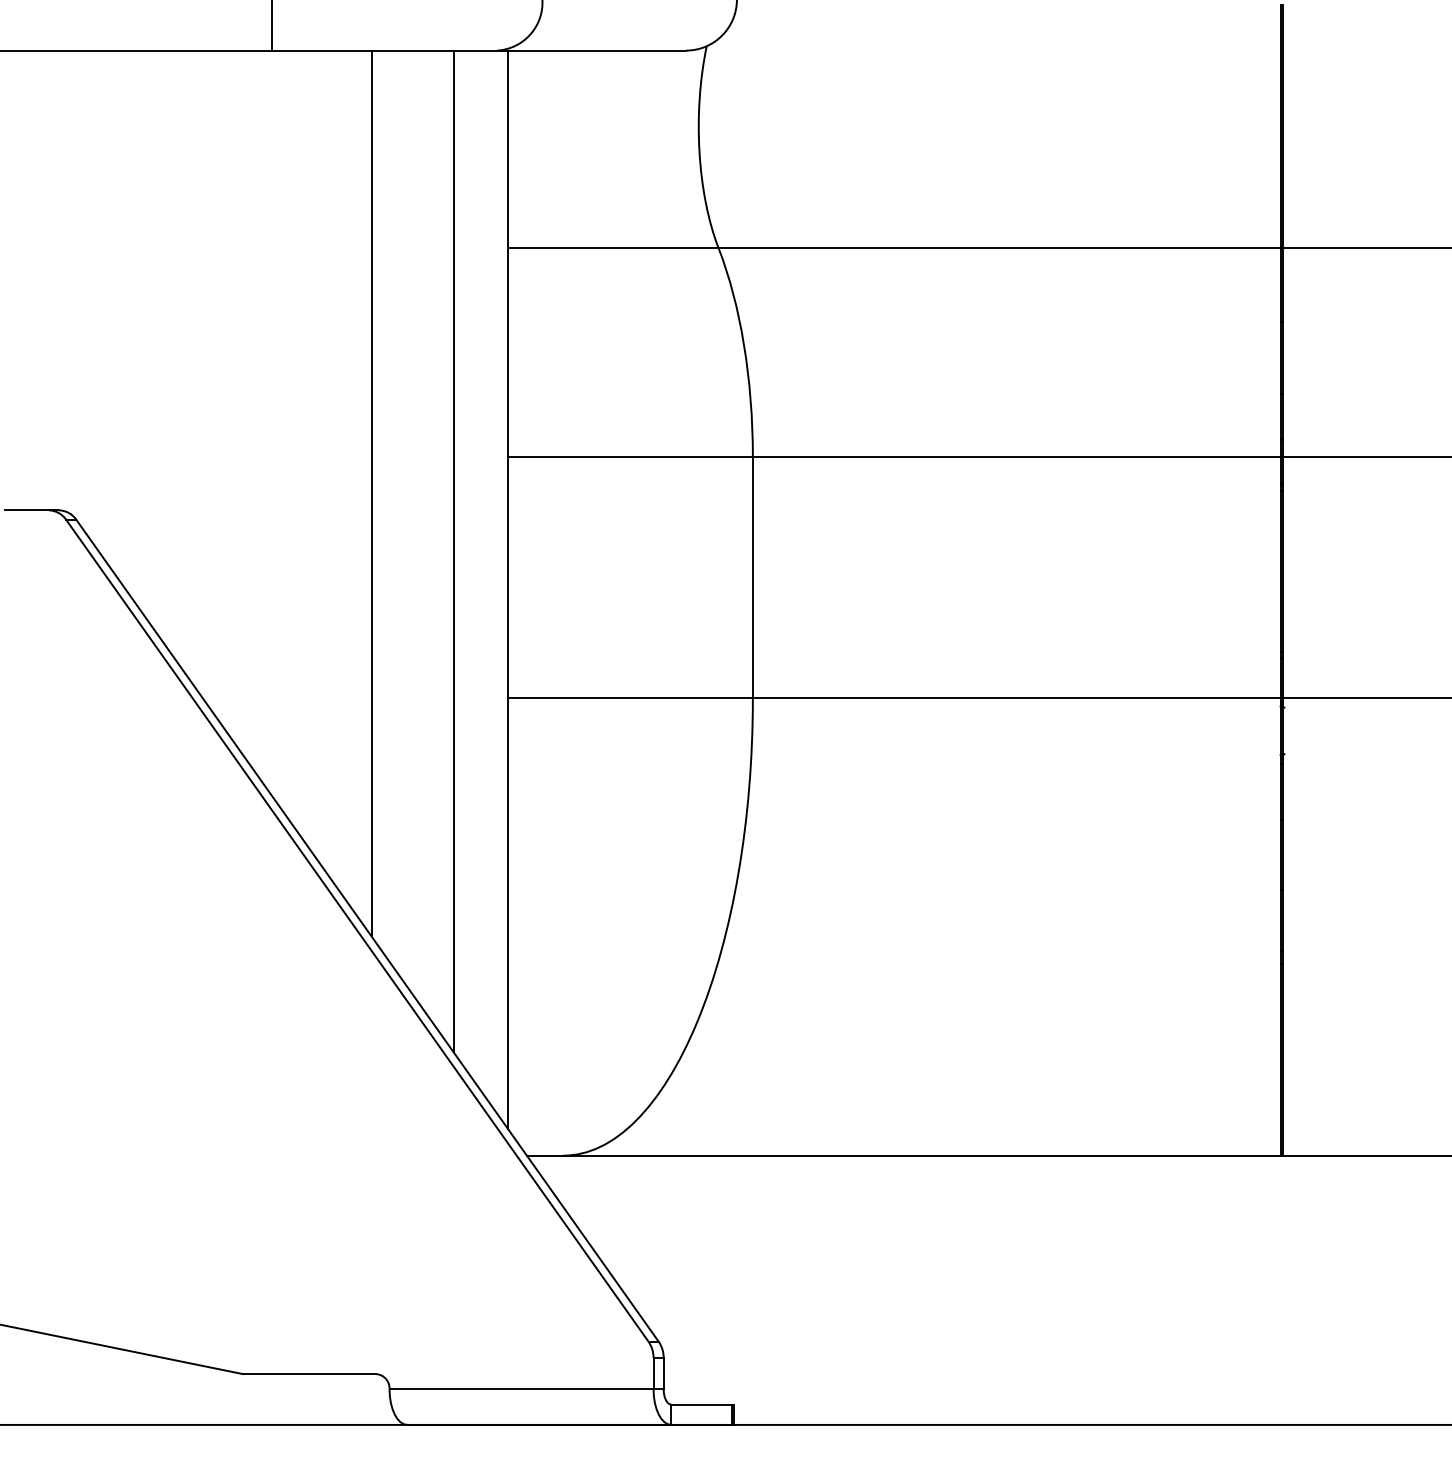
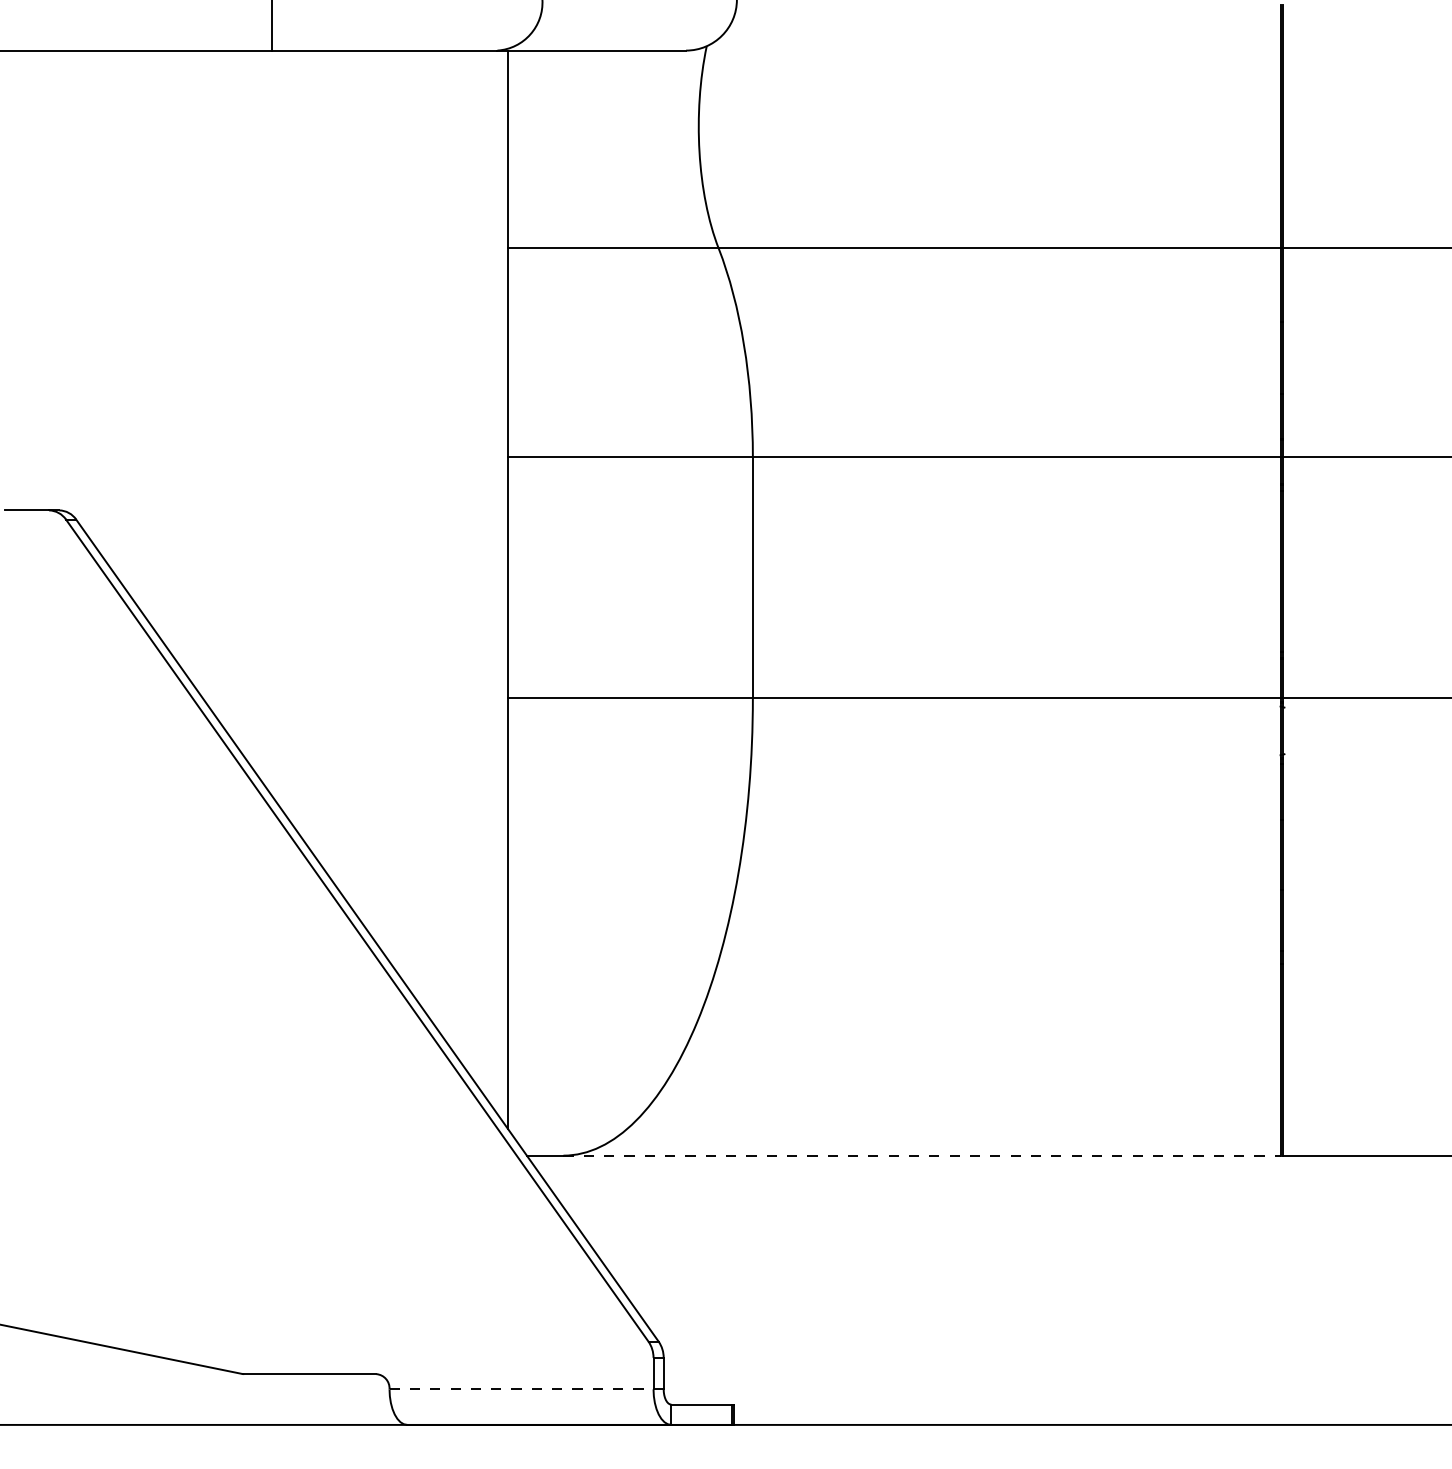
line: present -> none (371, 493)
line: present -> none (453, 551)
line: solid -> dashed (922, 1155)
line: solid -> dashed (521, 1389)
